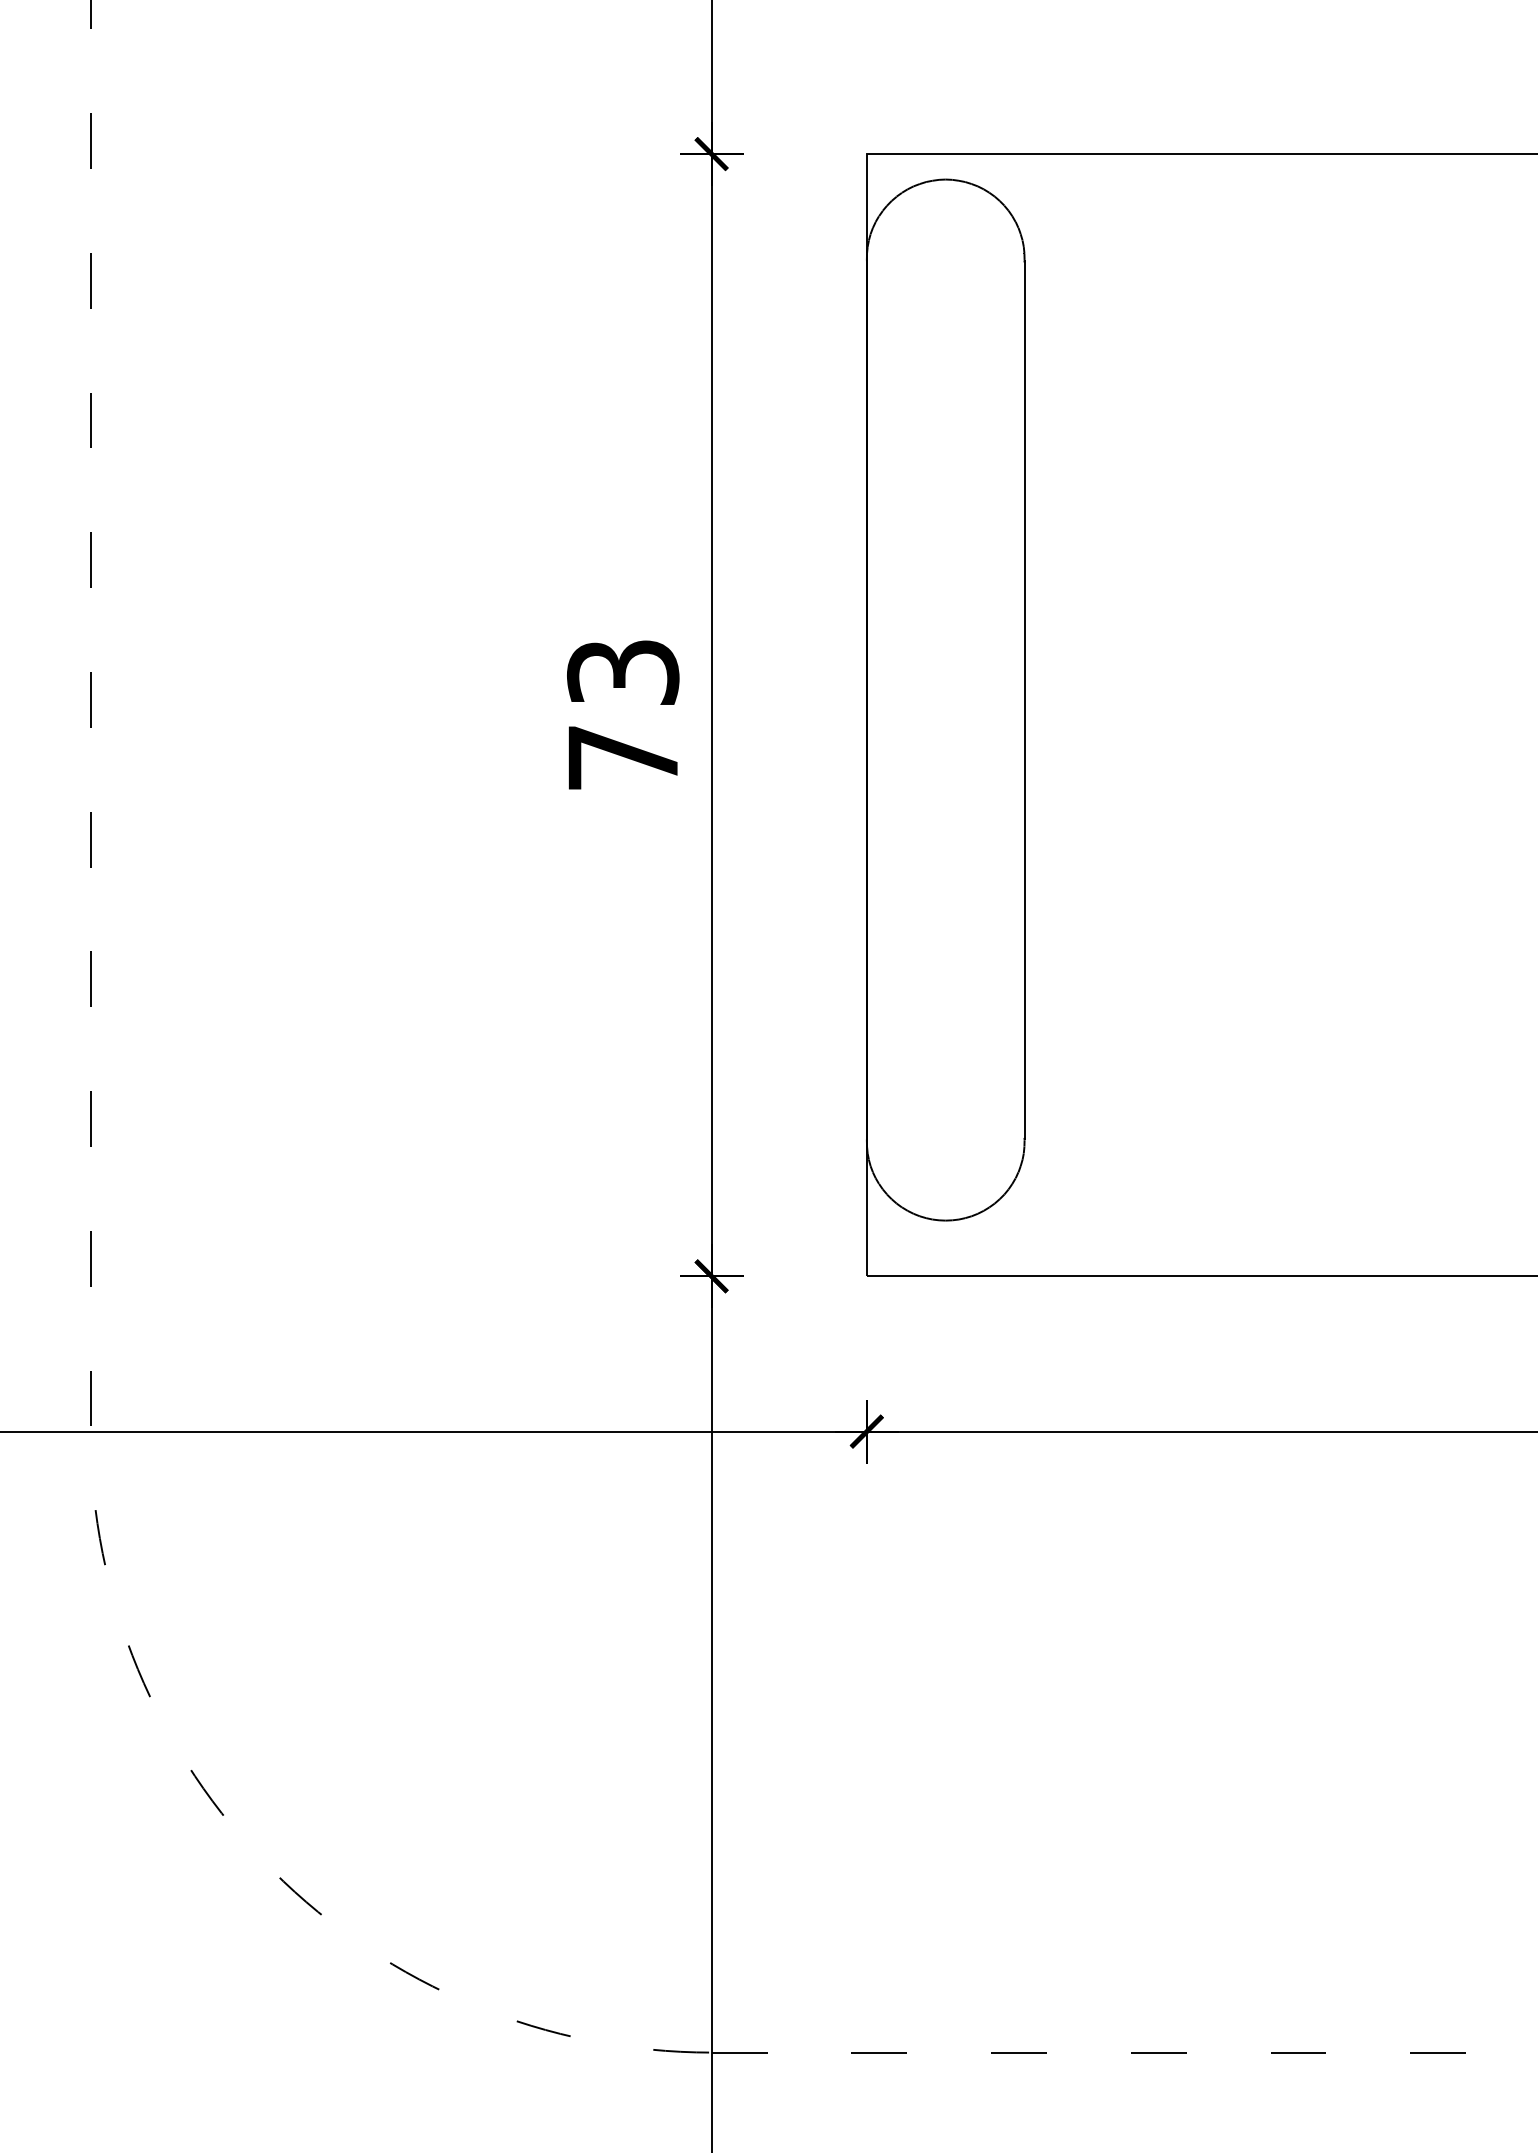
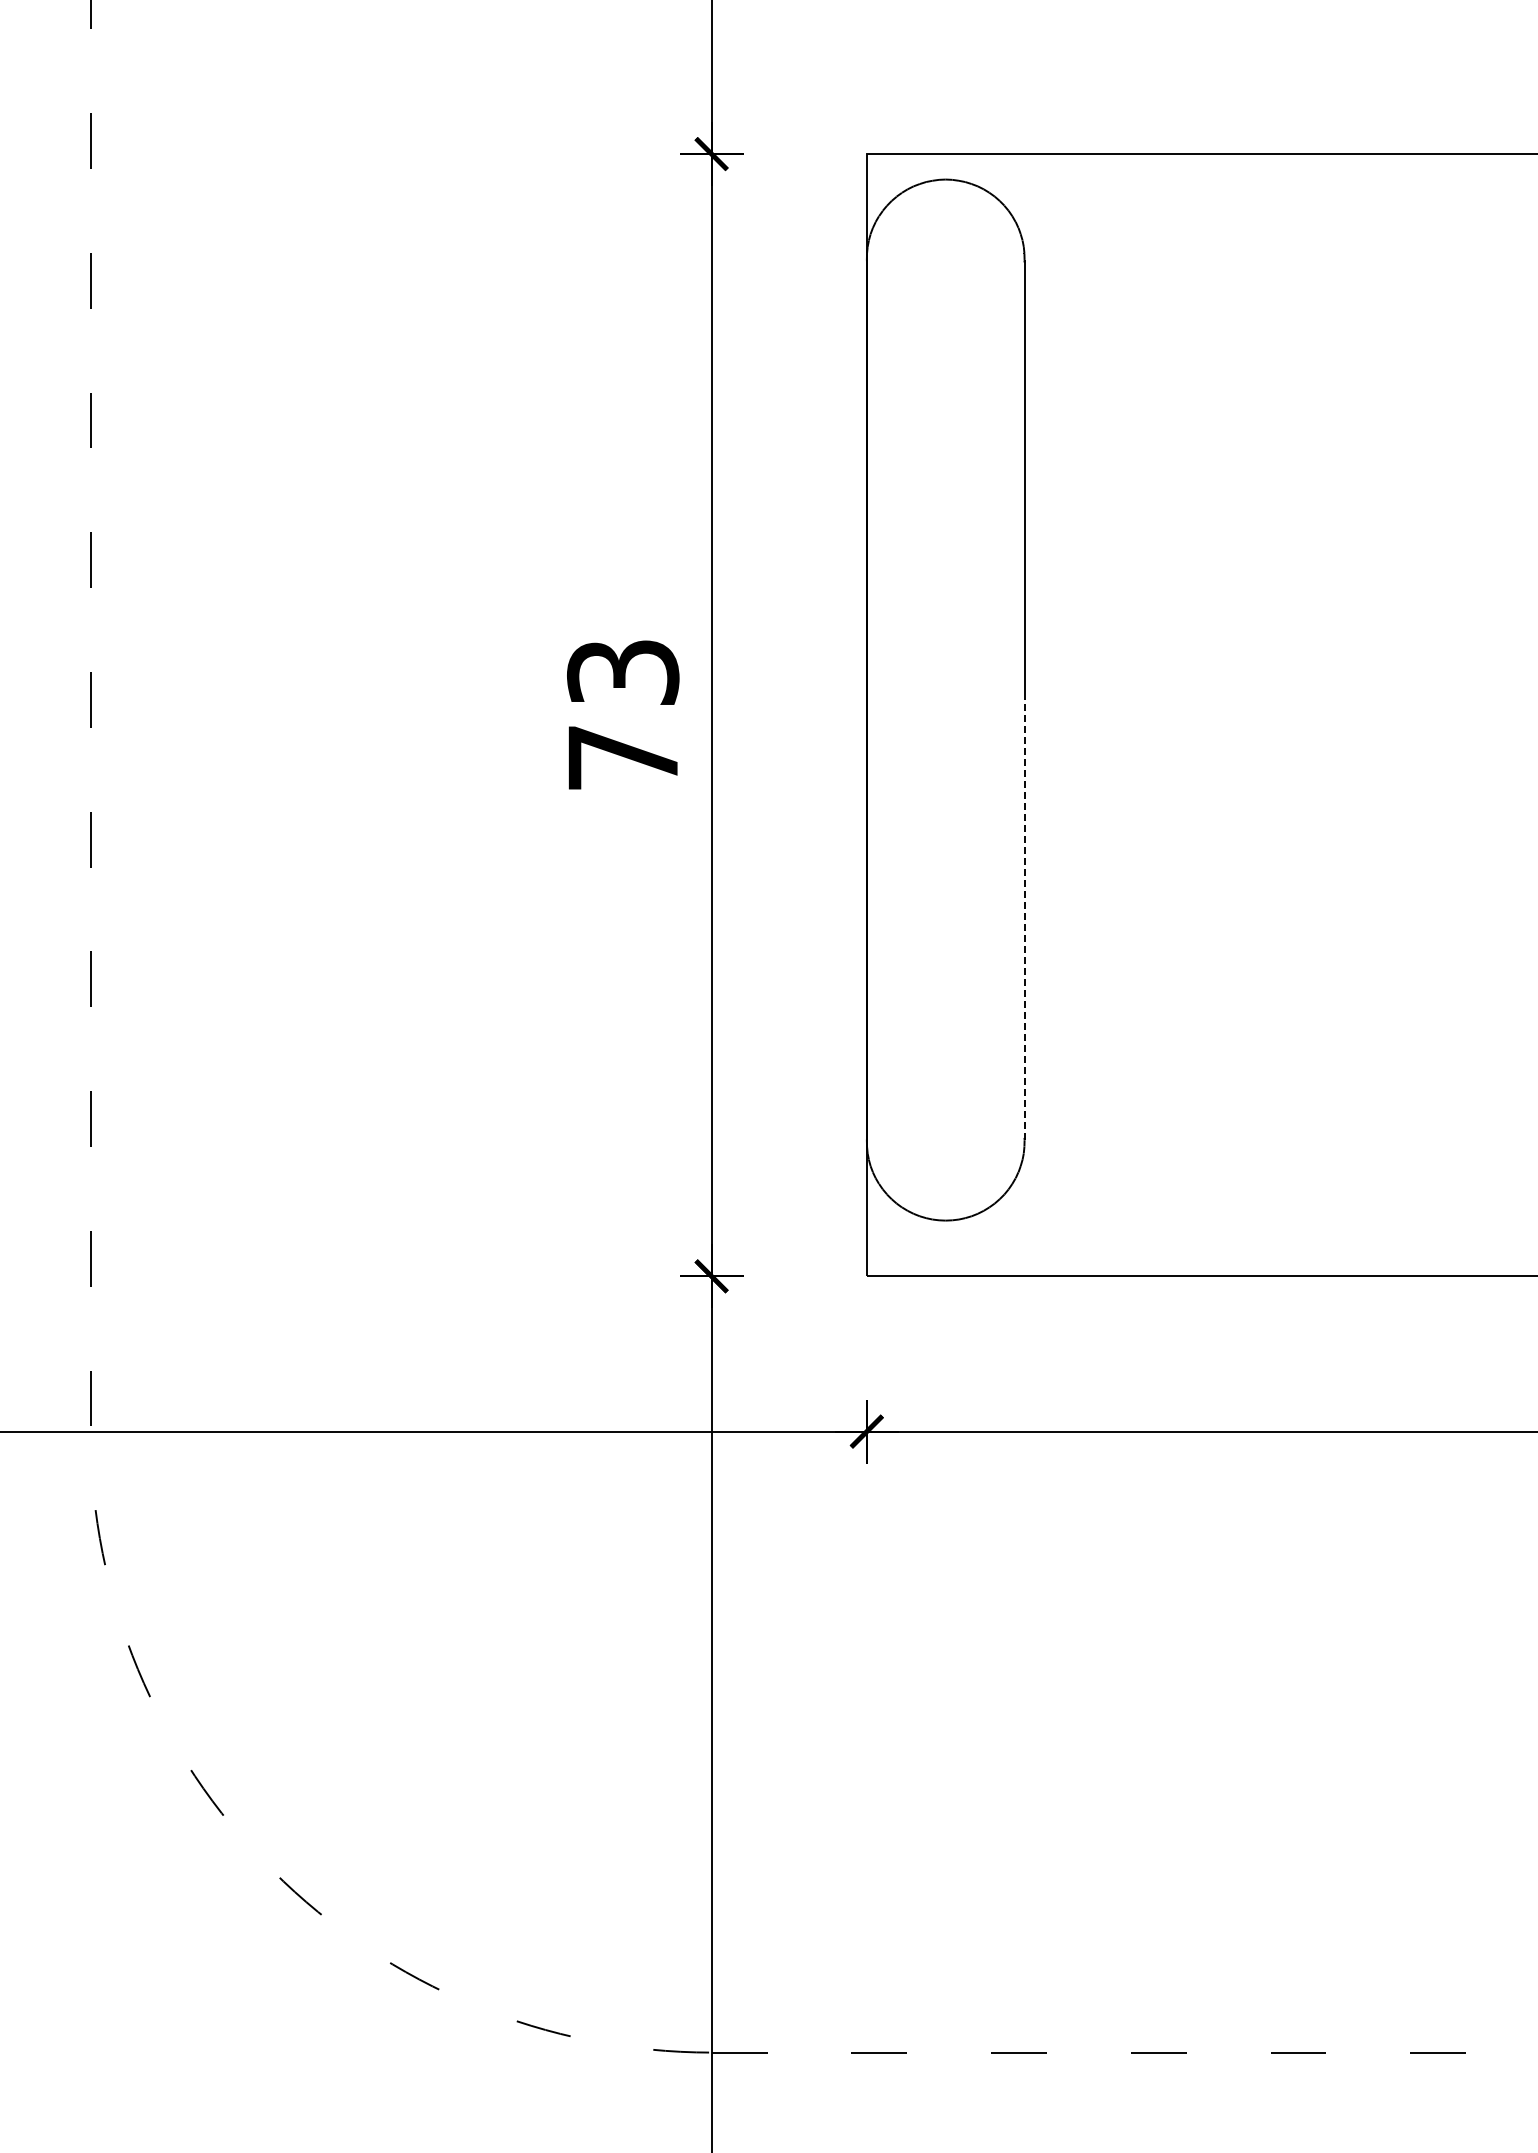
line: solid -> dashed (1024, 920)
